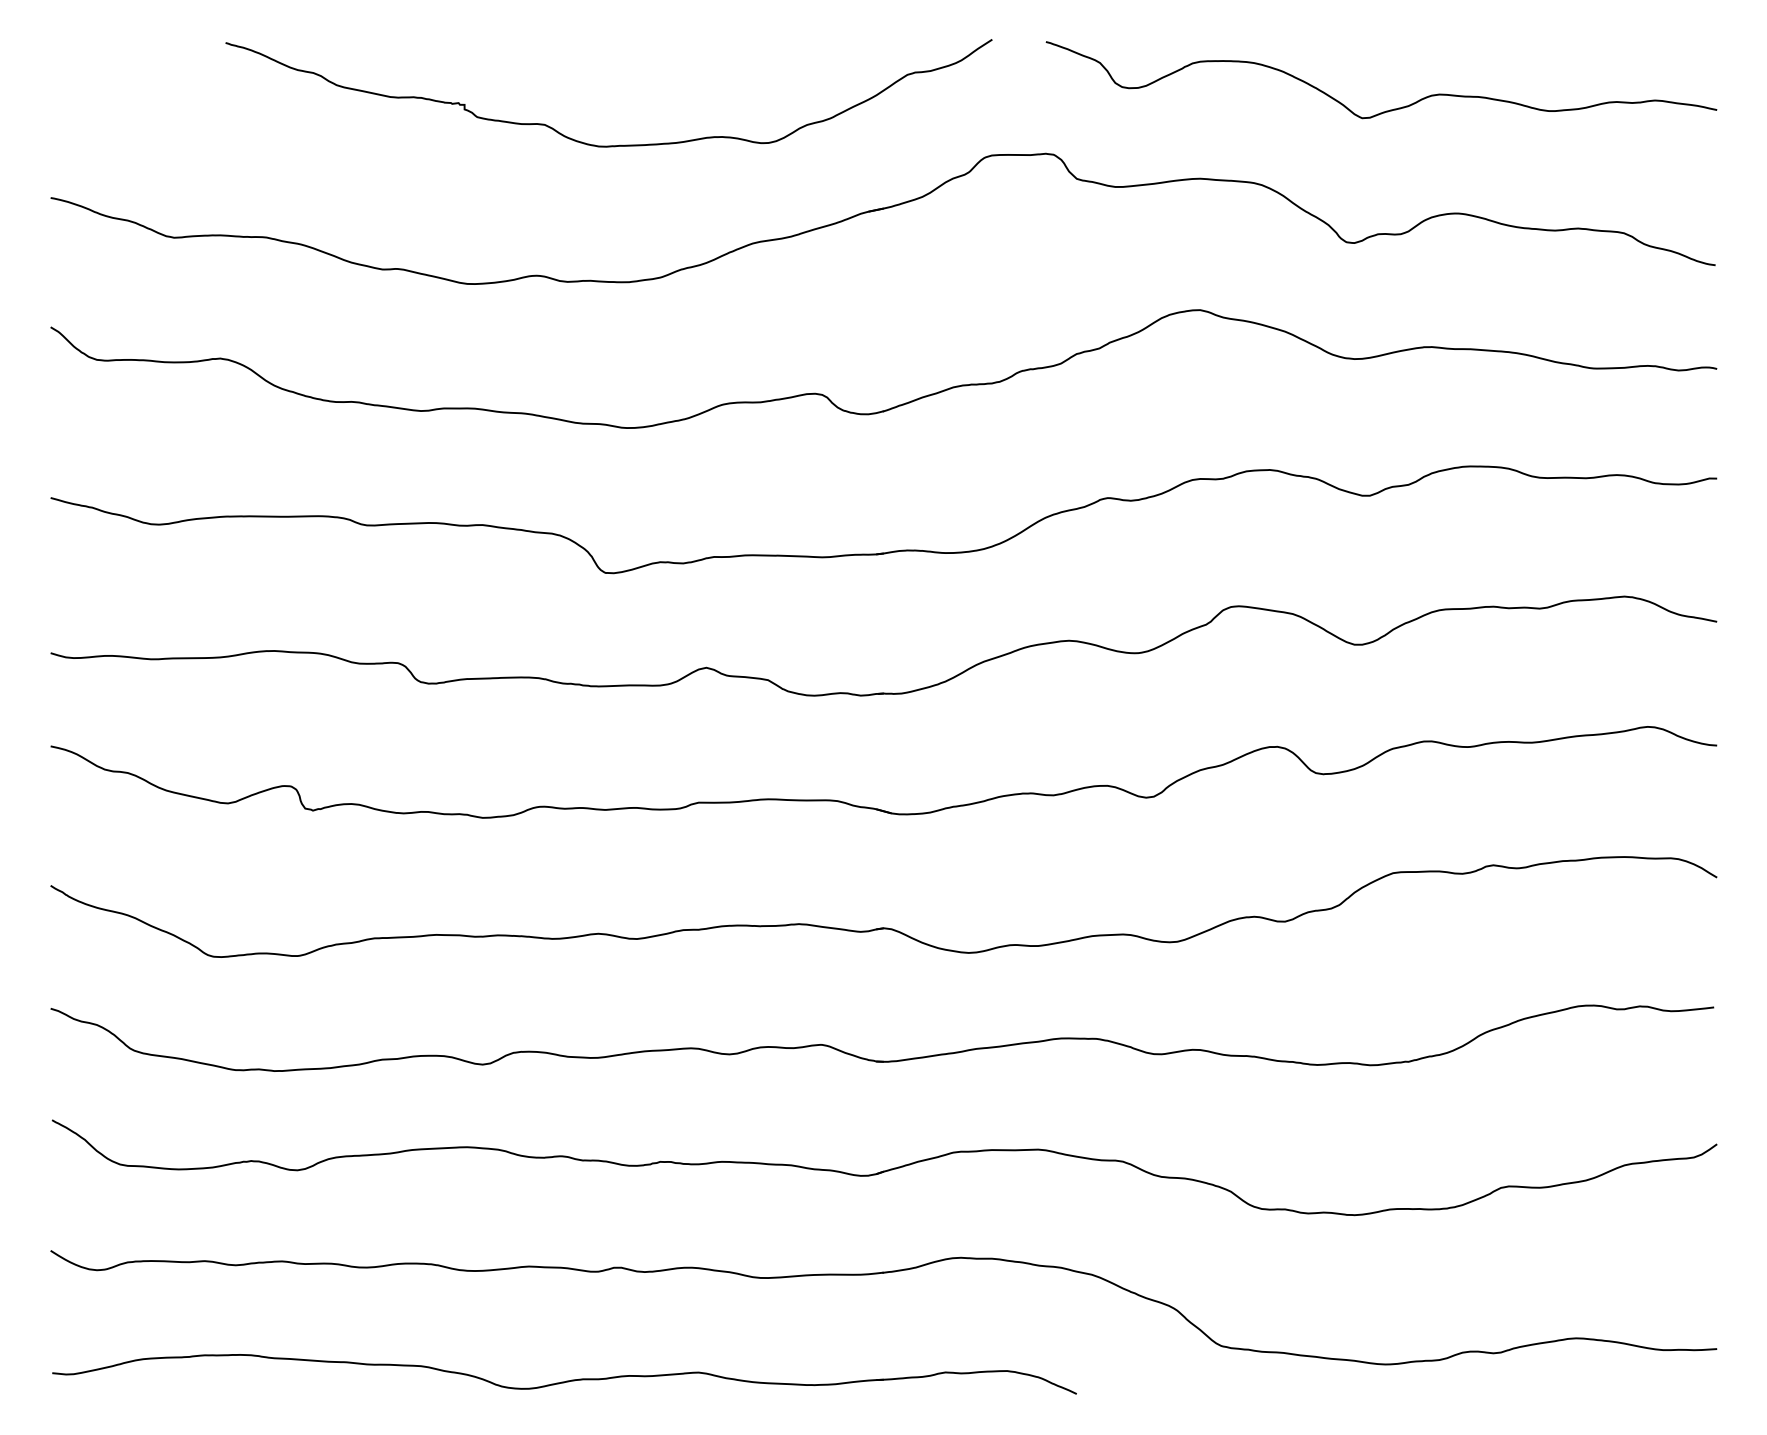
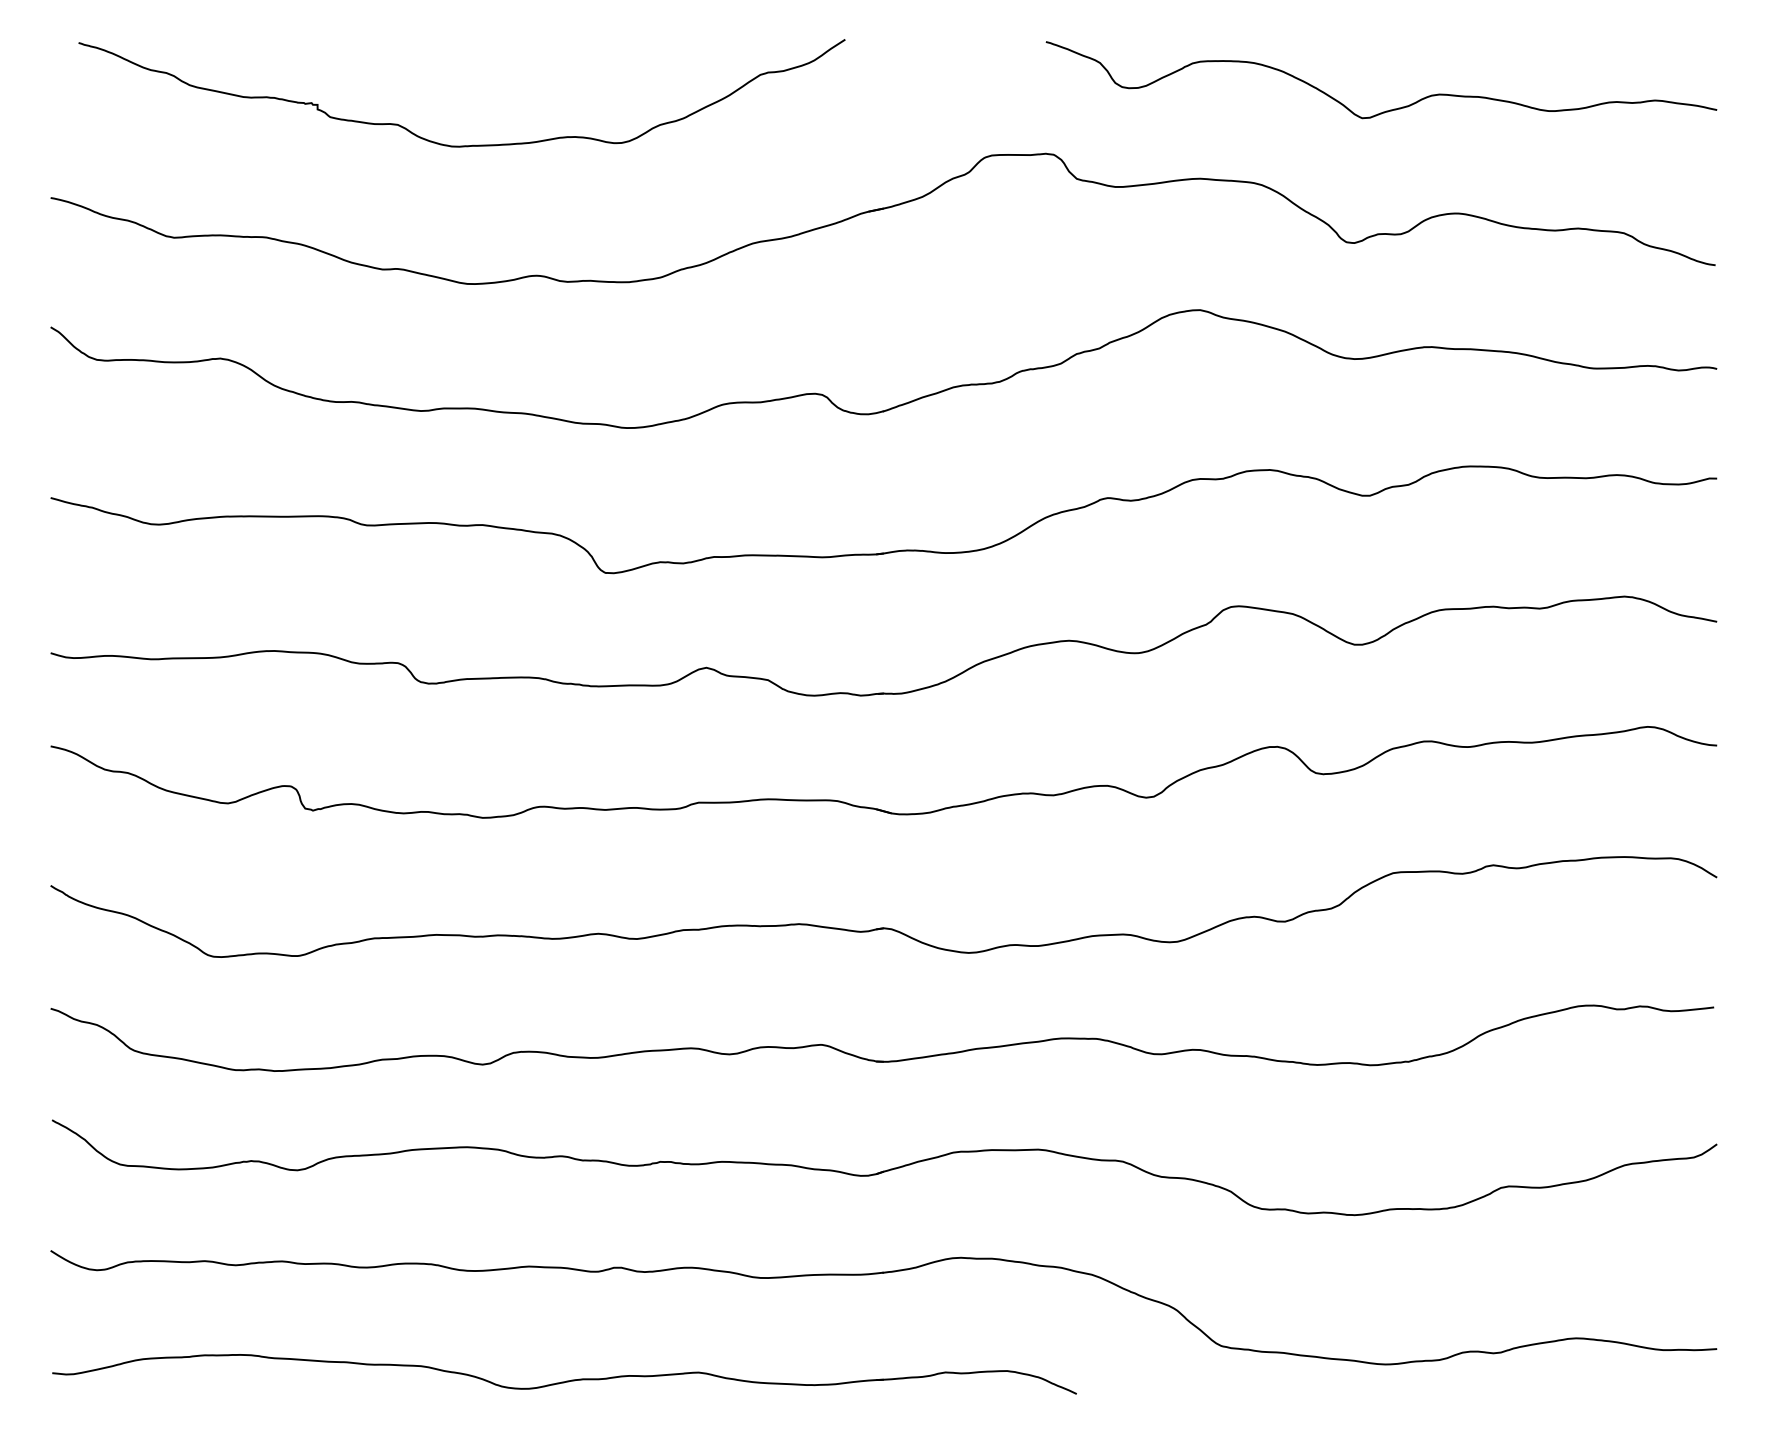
curve position: (608, 145) -> (461, 145) (461, 145)
